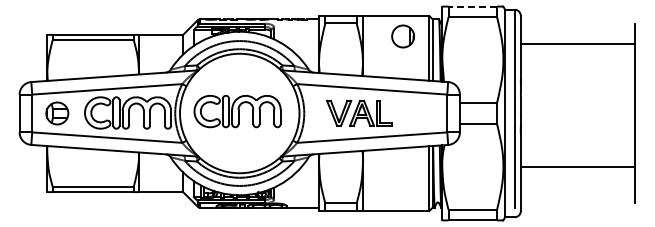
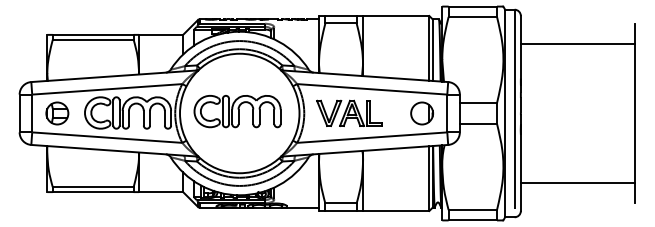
line: dashed -> solid (472, 6)
part position: (402, 36) -> (421, 113) (421, 113)
part position: (359, 112) -> (349, 112) (349, 112)
line position: (577, 166) -> (577, 182) (577, 182)
